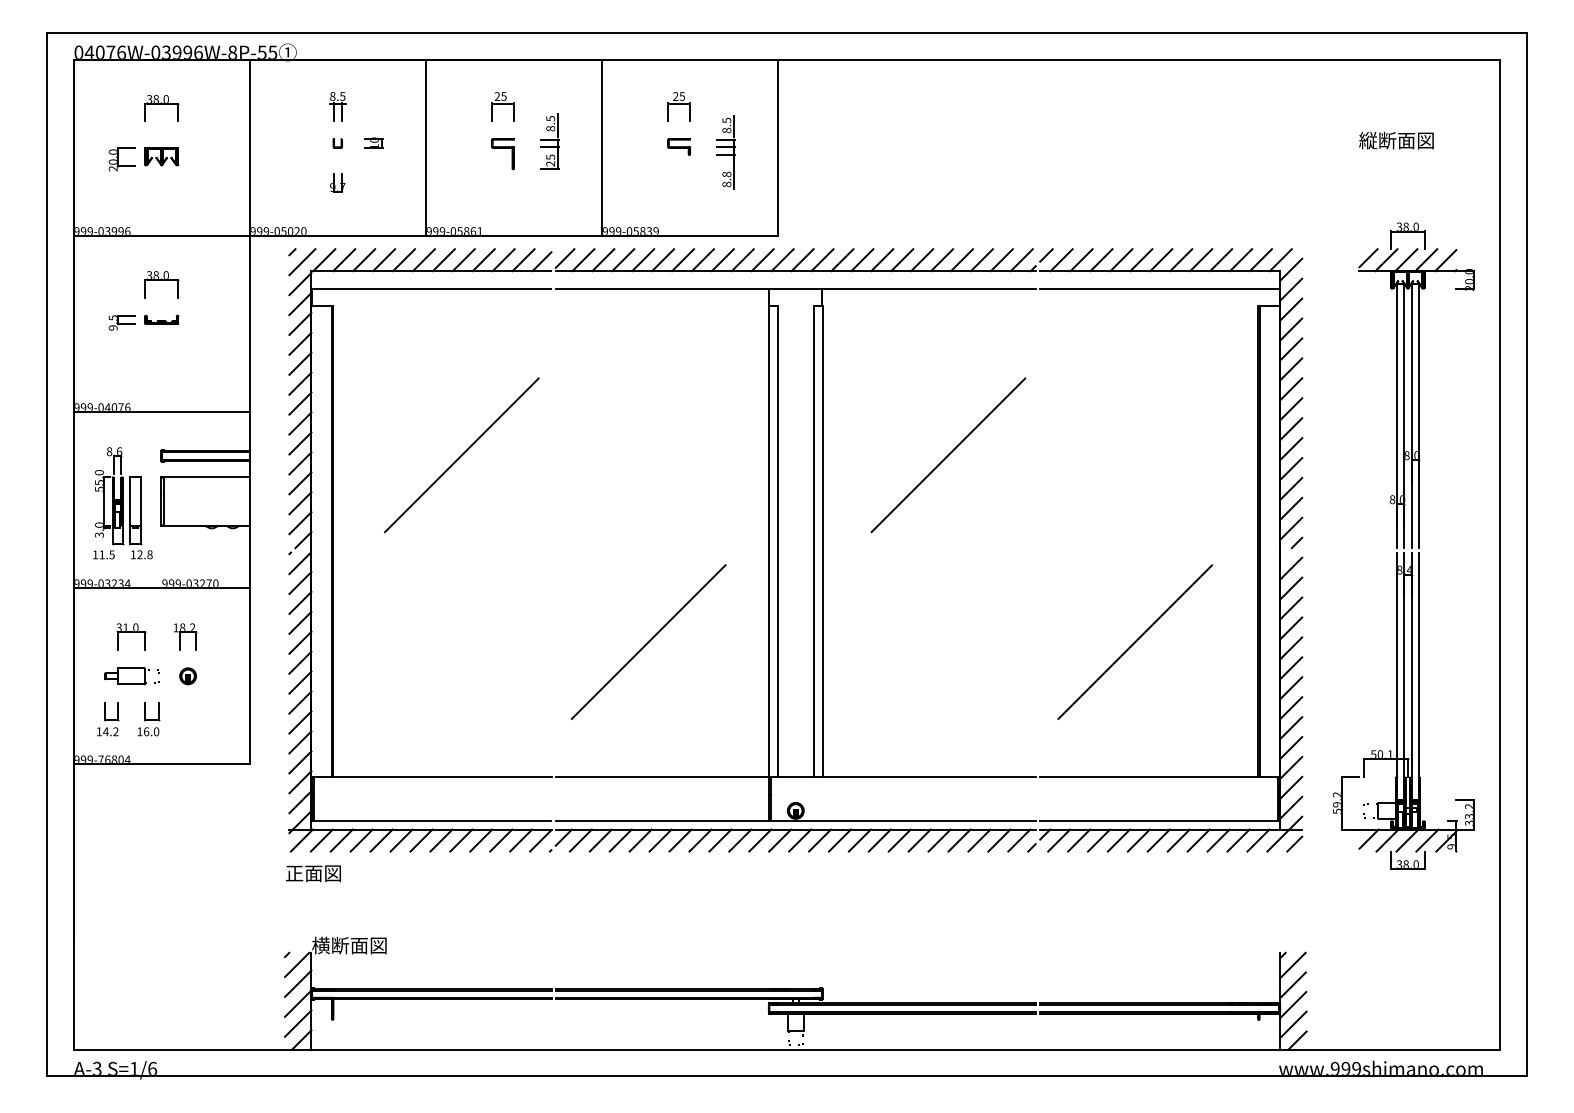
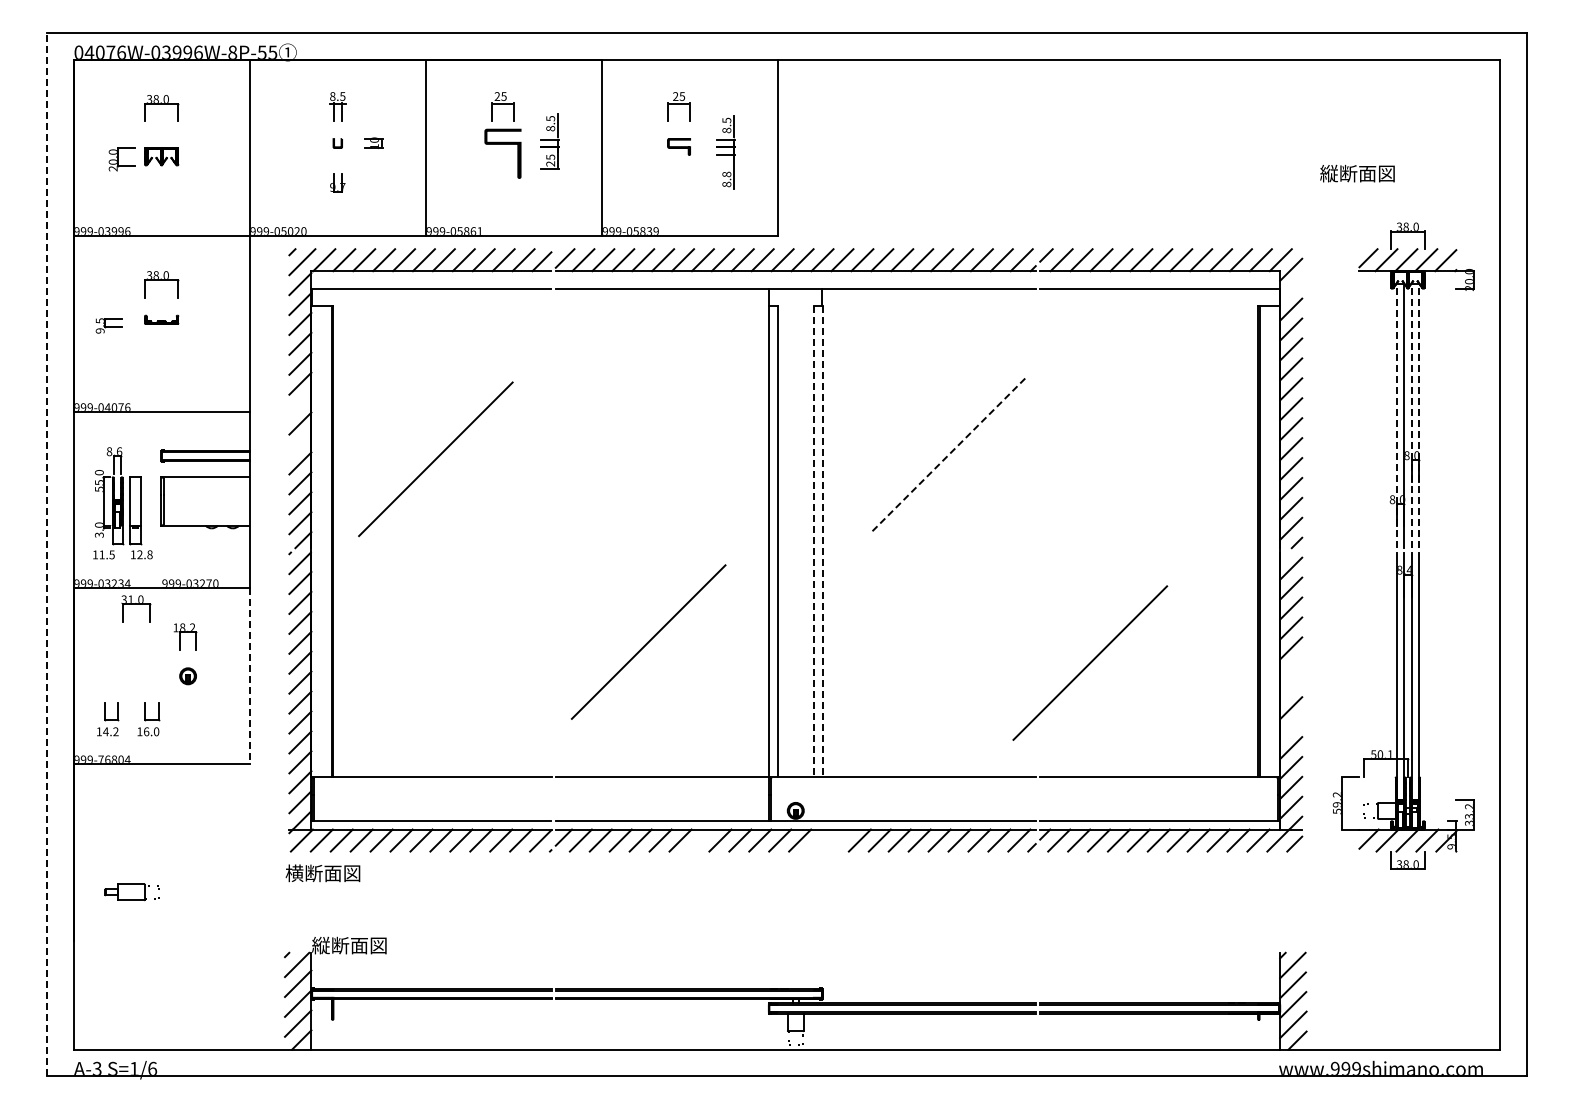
text position: (1396, 140) -> (1357, 173) (1357, 173)
part size: 24x33 px -> 38x51 px (502, 153)
line: present -> none (1291, 289)
part position: (121, 322) -> (108, 325) (108, 325)
line: present -> none (300, 403)
line: solid -> dashed (1397, 416)
line: solid -> dashed (1411, 416)
line: solid -> dashed (1418, 416)
line: present -> none (300, 443)
line position: (461, 455) -> (435, 459) (435, 459)
line: solid -> dashed (948, 455)
line: solid -> dashed (813, 542)
line: solid -> dashed (822, 542)
line: solid -> dashed (47, 554)
part position: (131, 636) -> (136, 608) (136, 608)
line position: (1135, 641) -> (1090, 662) (1090, 662)
line: present -> none (1291, 668)
part position: (131, 676) -> (131, 892) (131, 892)
line: solid -> dashed (249, 676)
line: present -> none (1291, 688)
line: present -> none (1291, 728)
line: present -> none (700, 840)
line: present -> none (820, 840)
line: present -> none (839, 840)
text: 正面図 -> 横断面図 (322, 873)
text: 横断面図 -> 縦断面図 (320, 945)
